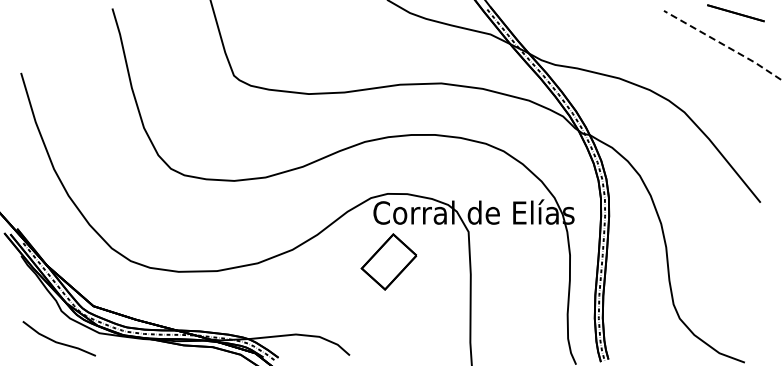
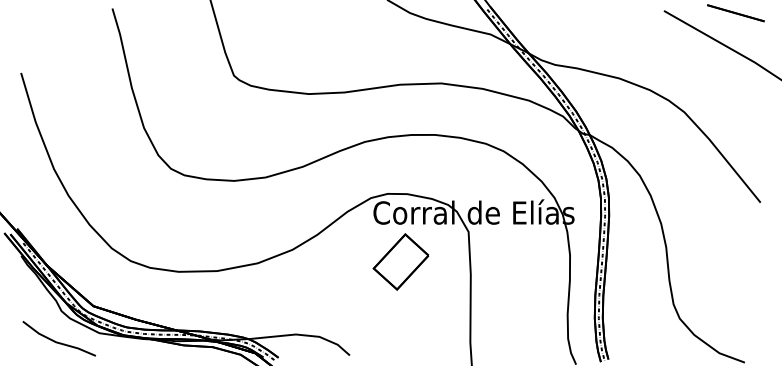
line: dashed -> solid (723, 44)
part position: (388, 261) -> (400, 261) (400, 261)
